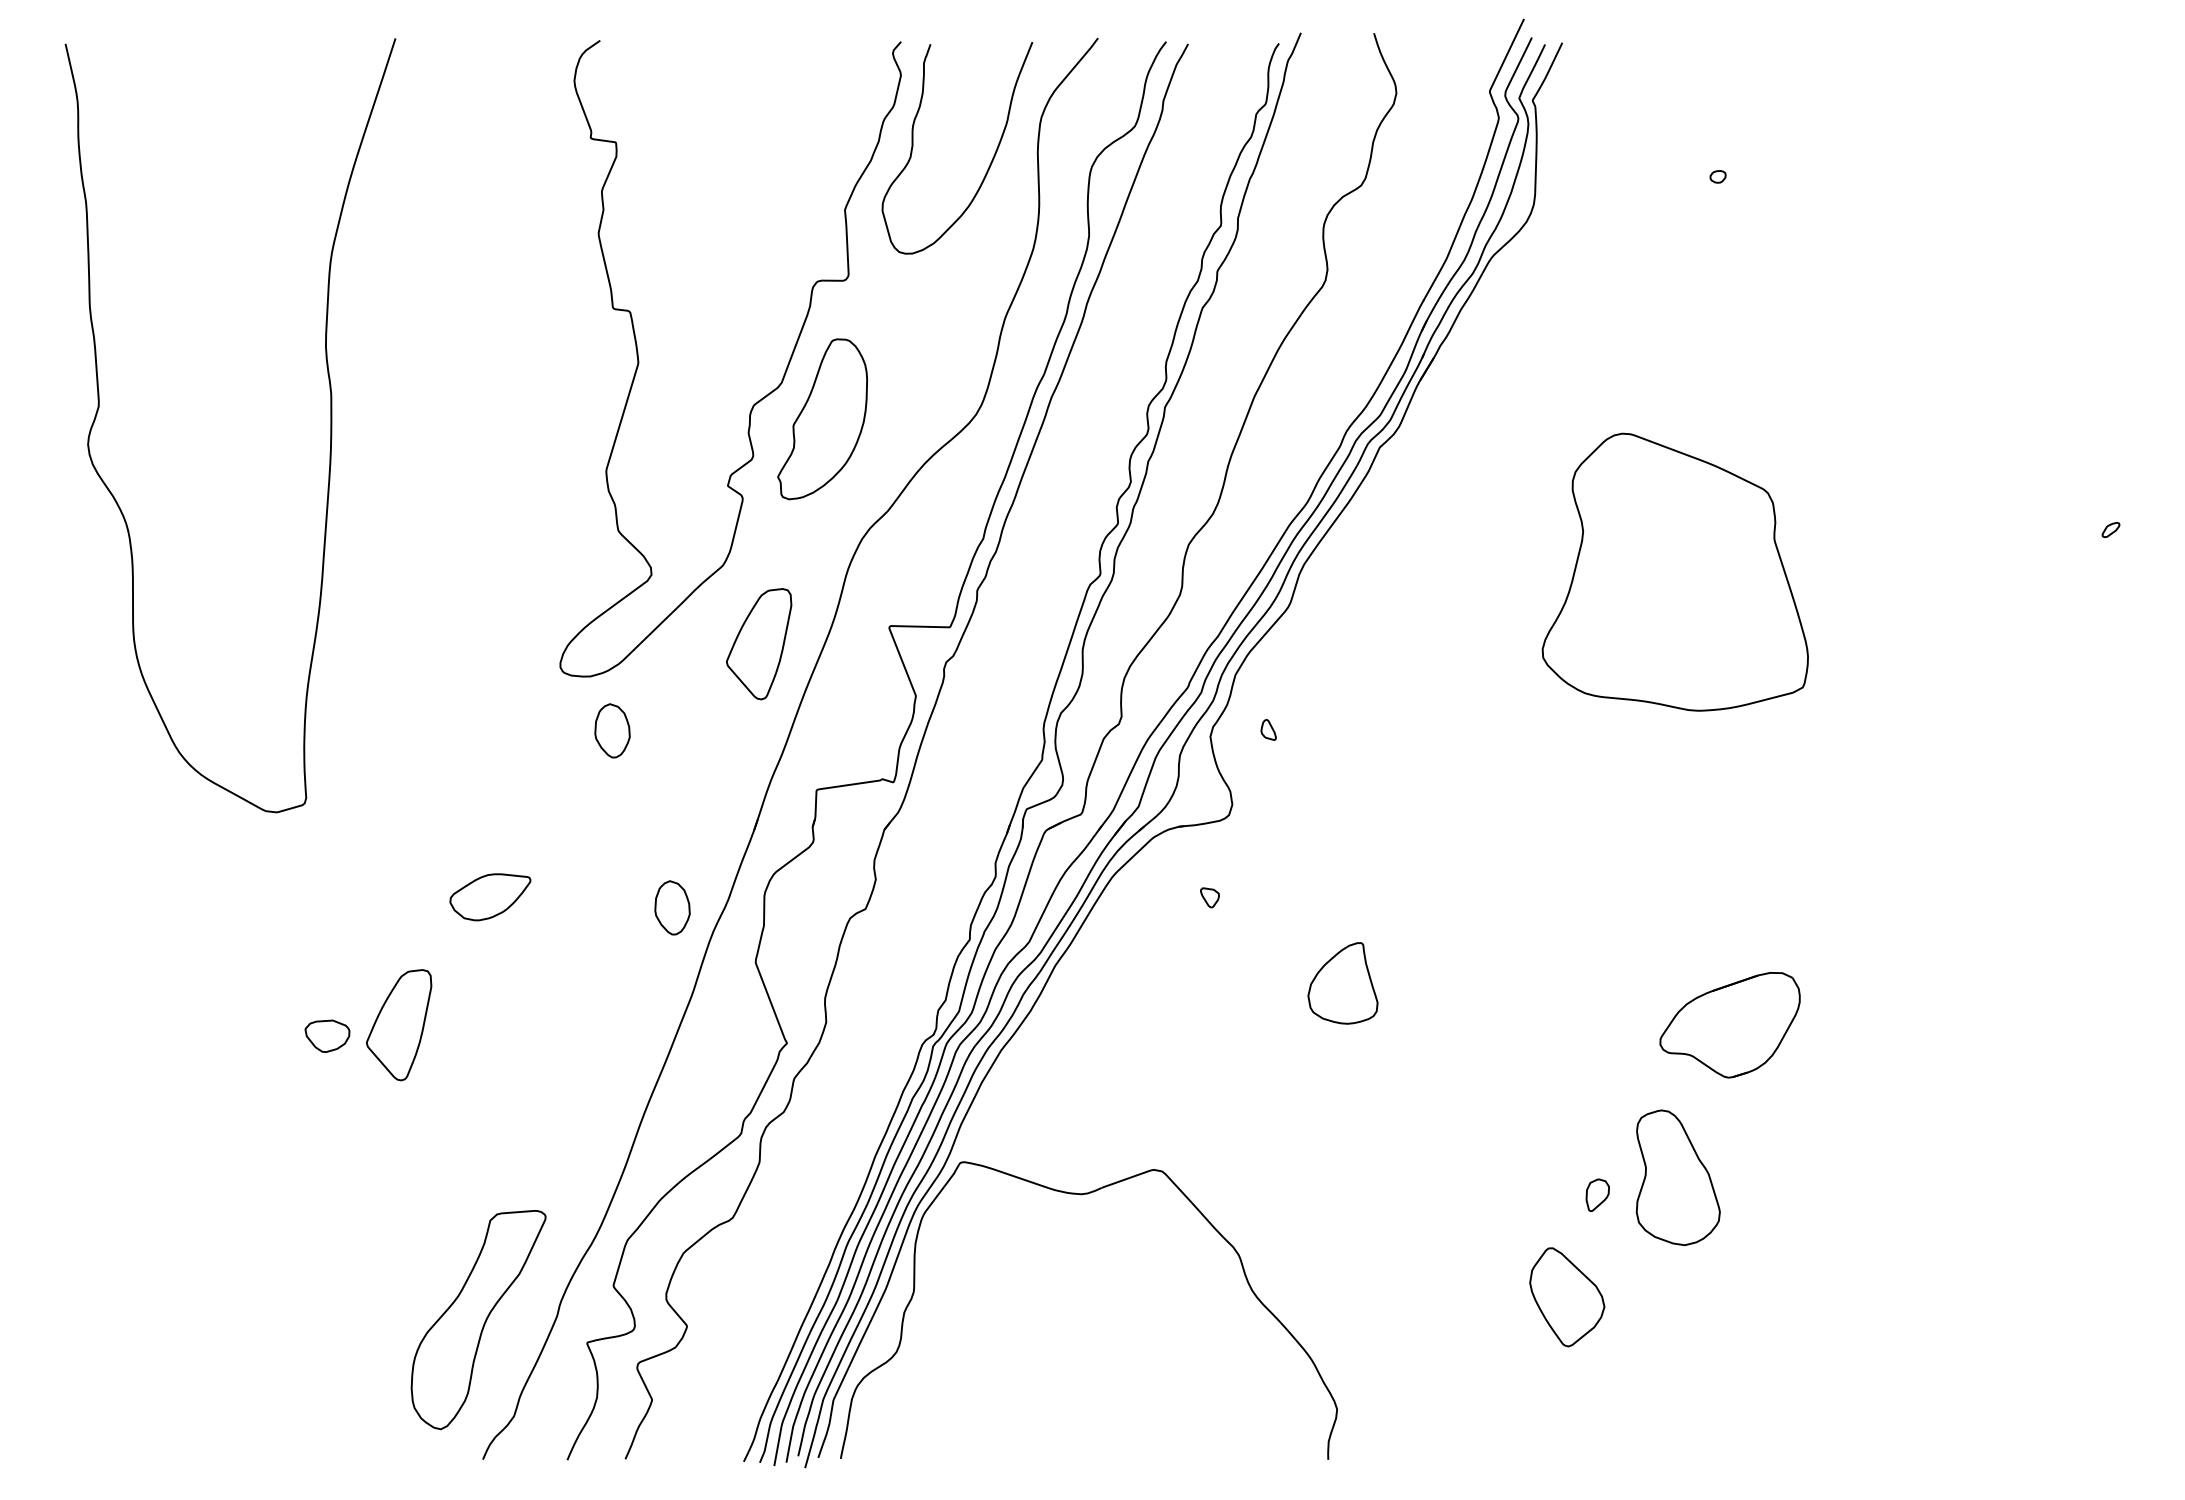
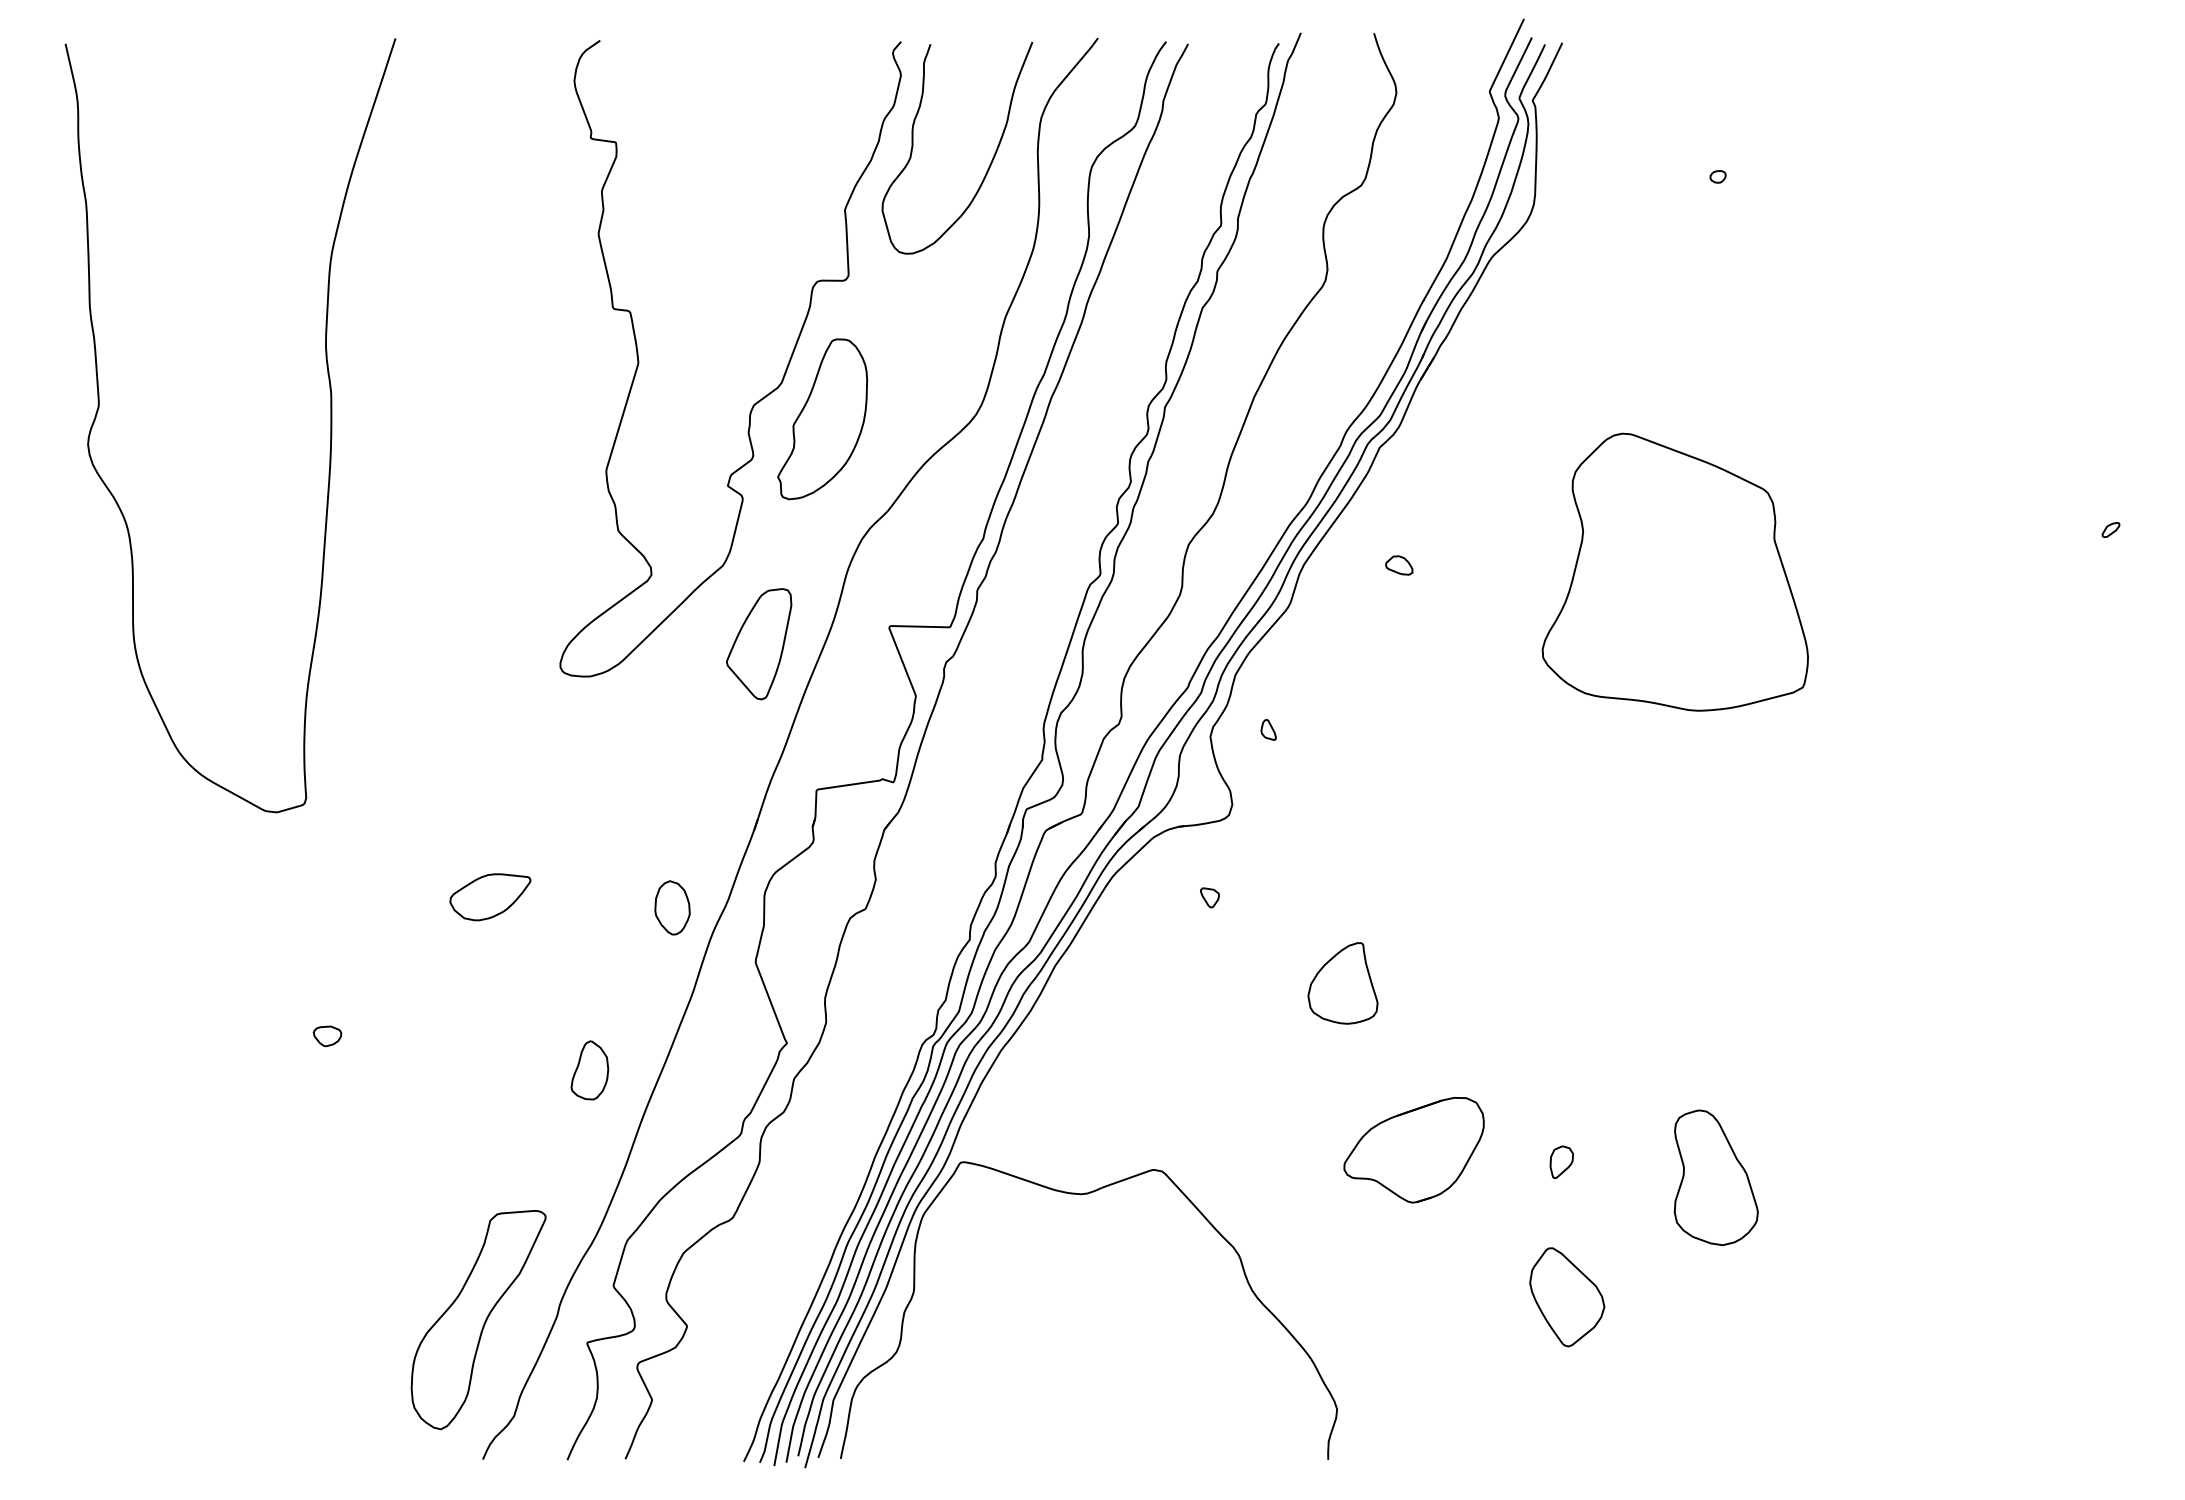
part: none -> present (1399, 565)
part: present -> none (612, 730)
part: present -> none (399, 1025)
part position: (1729, 1025) -> (1413, 1150) (1413, 1150)
part size: 47x34 px -> 31x23 px (327, 1036)
part: none -> present (589, 1070)
part position: (1677, 1177) -> (1715, 1177) (1715, 1177)
part position: (1597, 1194) -> (1561, 1161) (1561, 1161)
